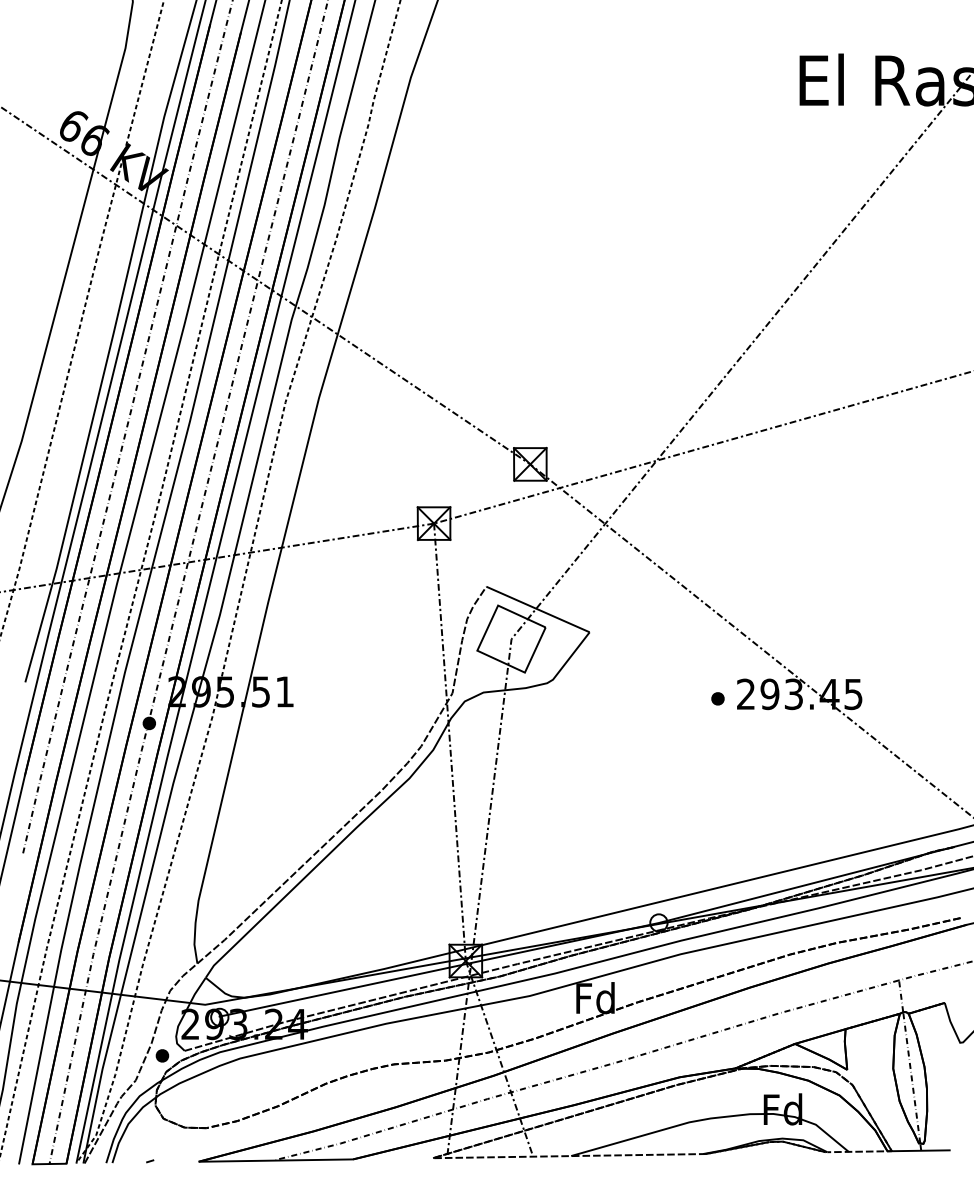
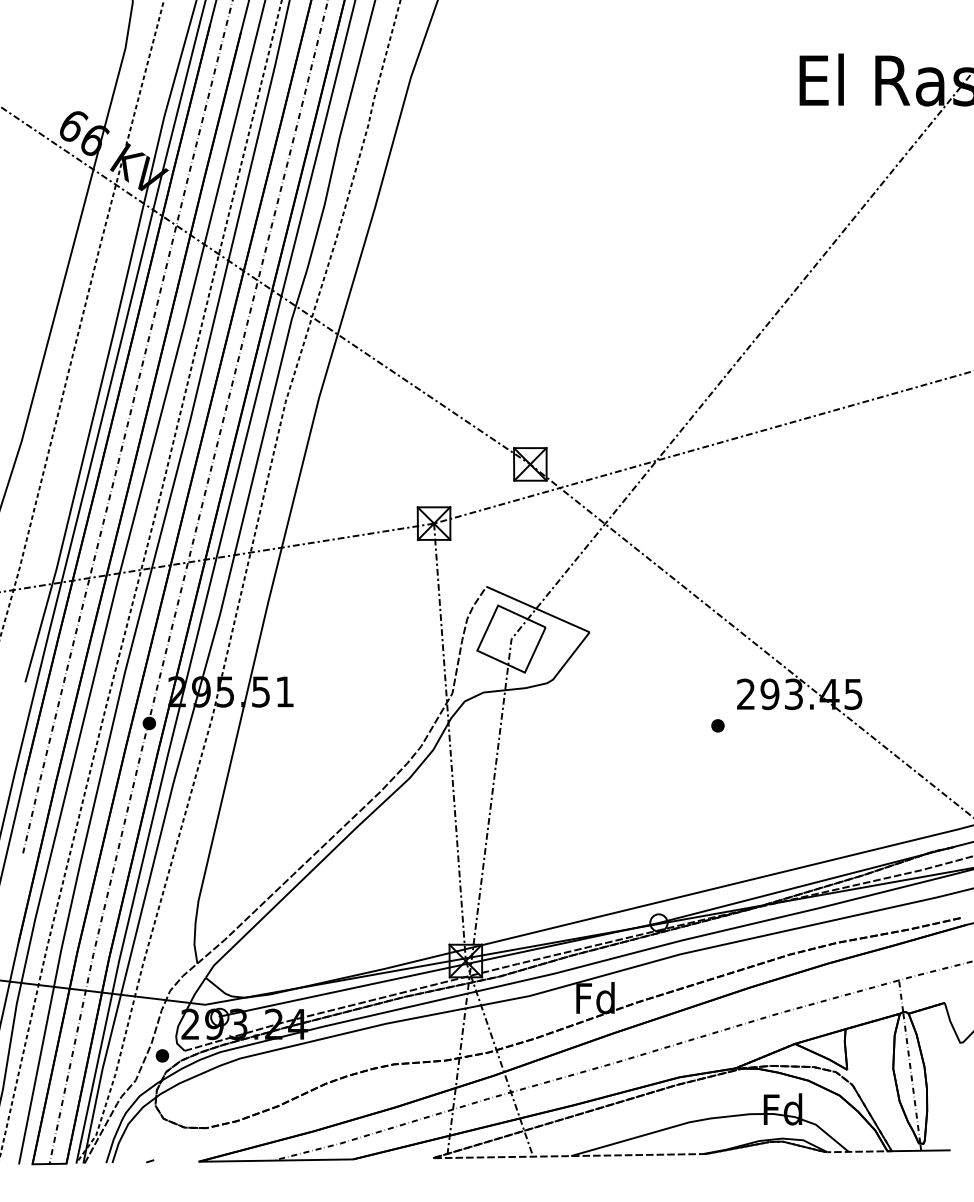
part position: (717, 698) -> (717, 725) (717, 725)
